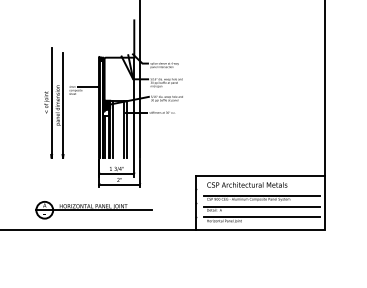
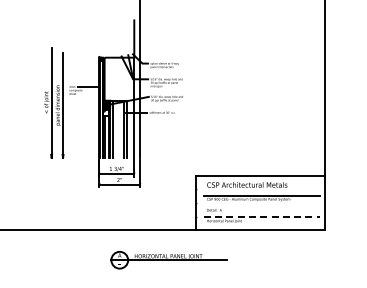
line: present -> none (261, 206)
part position: (93, 210) -> (168, 260) (168, 260)
line: solid -> dashed (262, 216)
